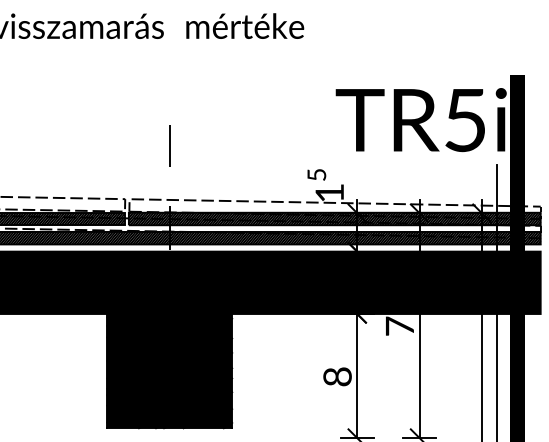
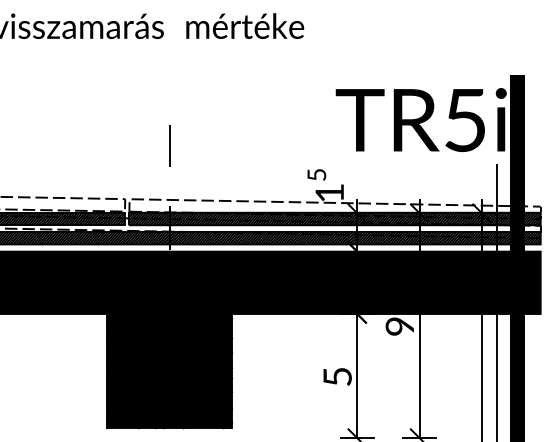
text: 7 -> 9 (399, 325)
text: 8 -> 5 (337, 376)
